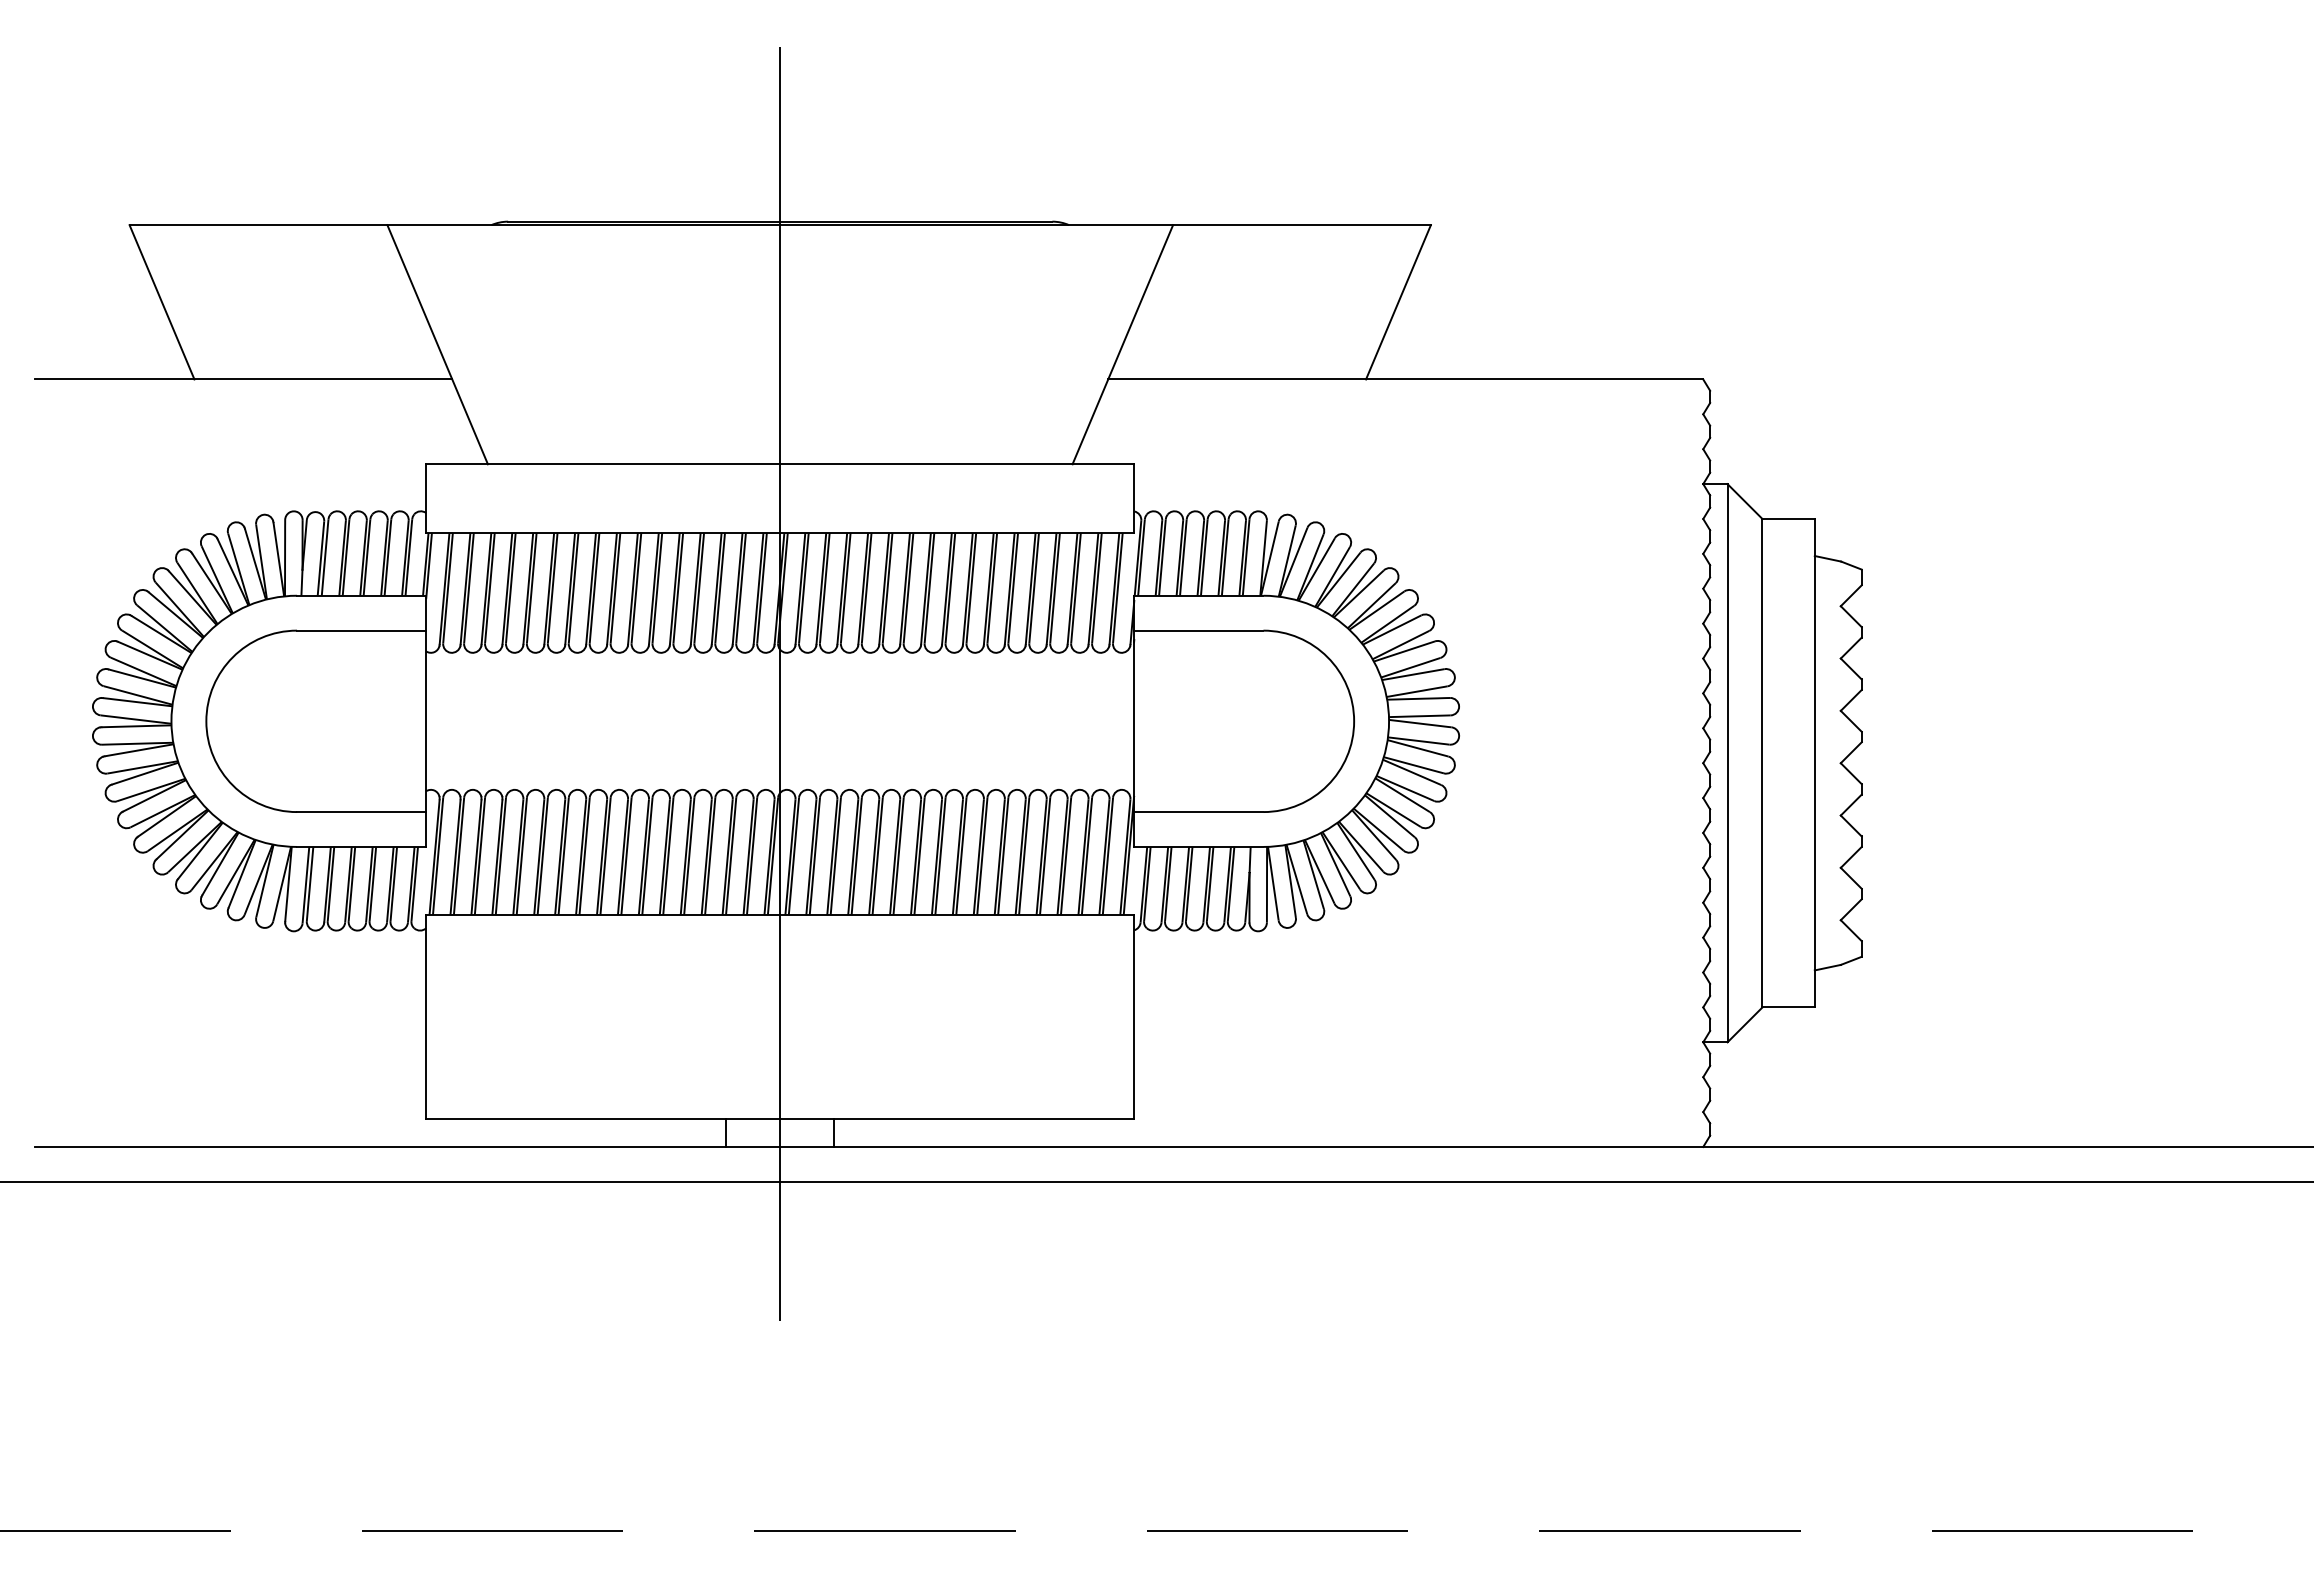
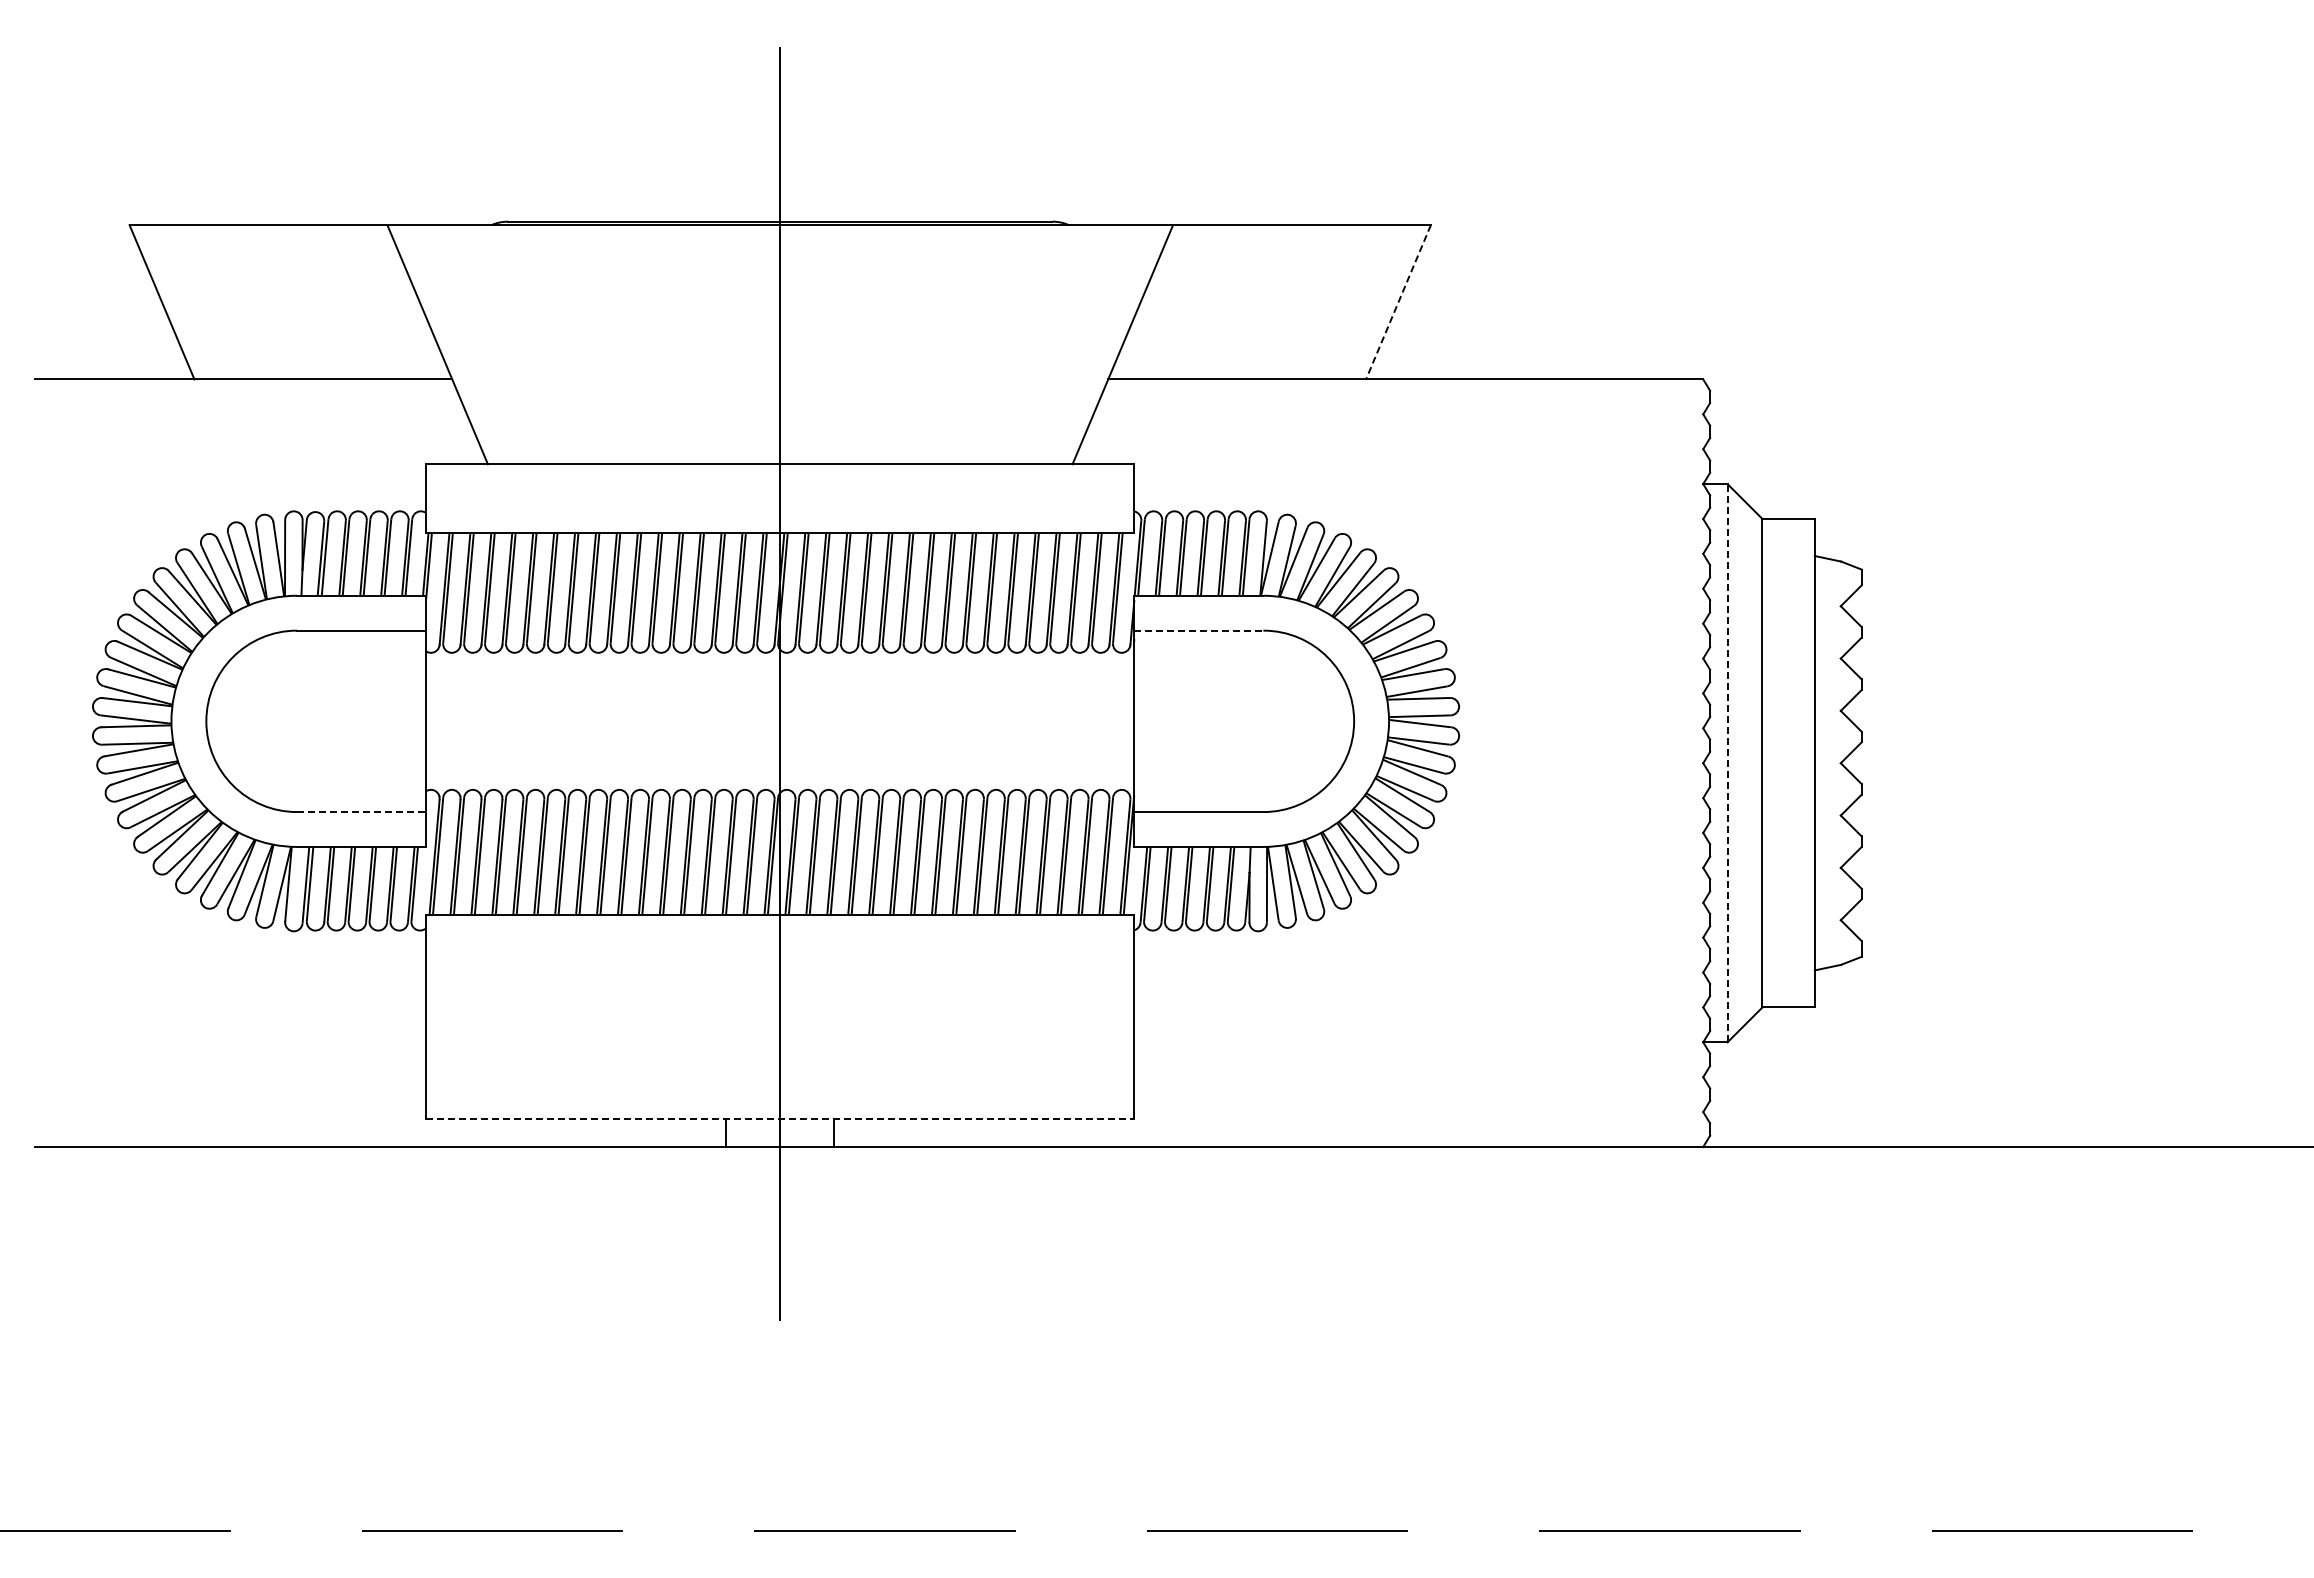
line: solid -> dashed (1398, 302)
line: solid -> dashed (1198, 630)
line: solid -> dashed (1727, 762)
line: solid -> dashed (361, 812)
line: solid -> dashed (780, 1119)
line: present -> none (1156, 1181)
